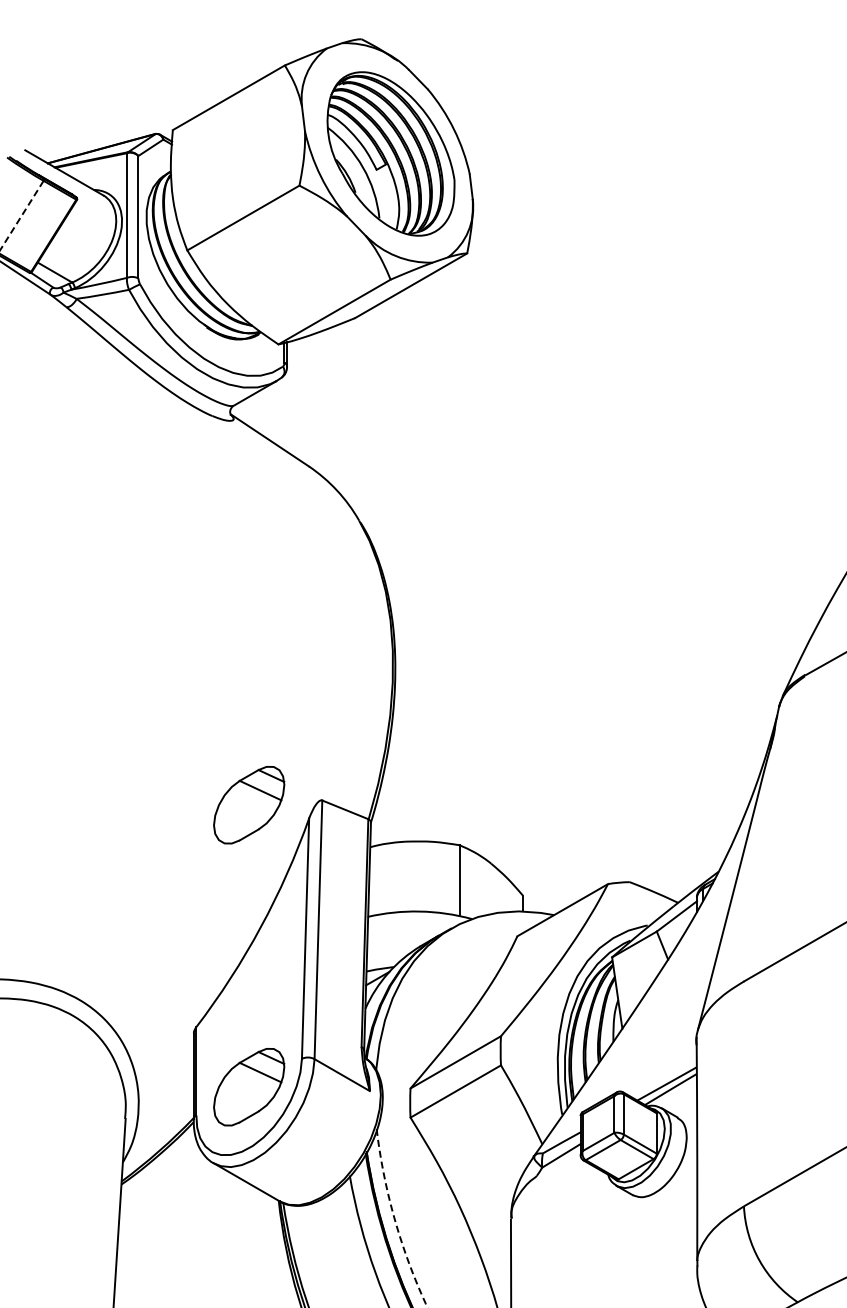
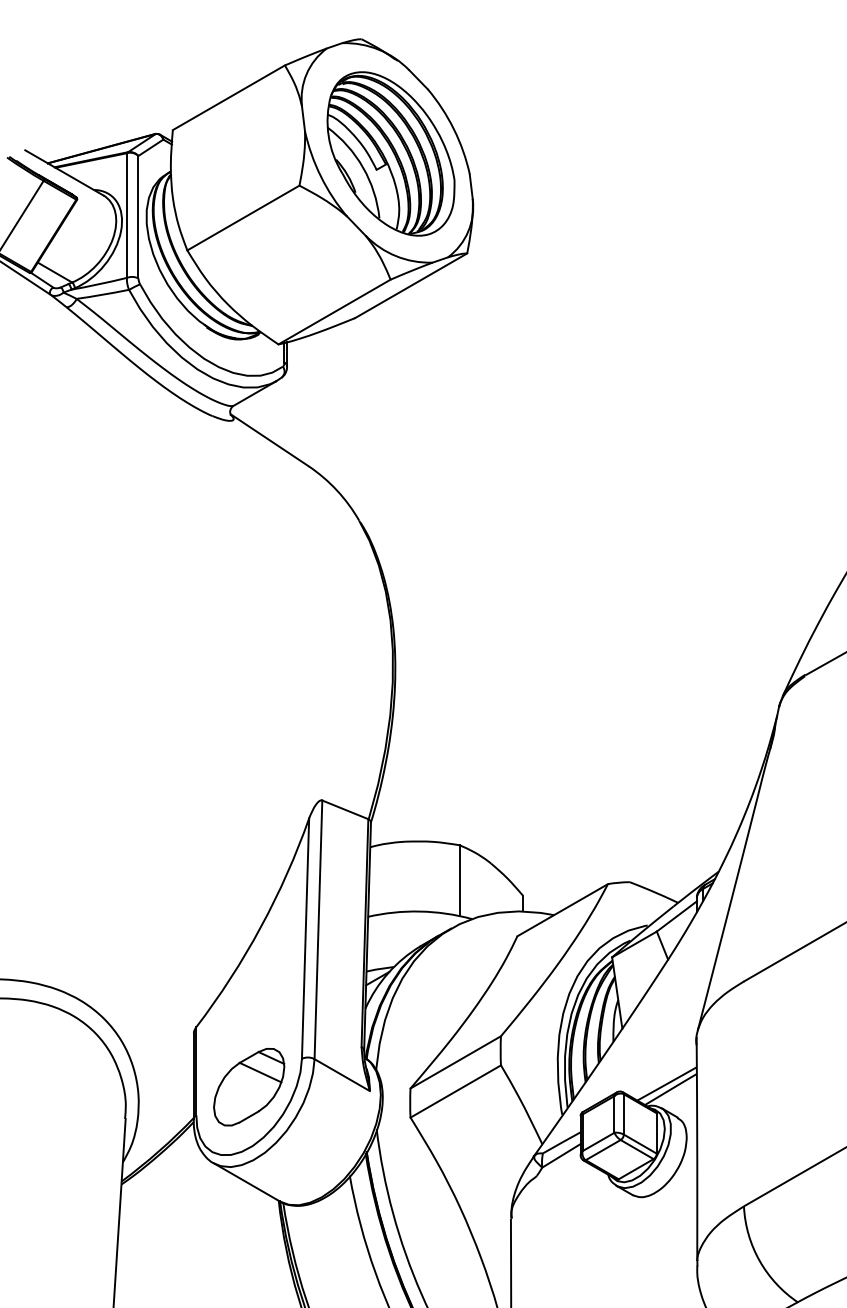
line: dashed -> solid (21, 216)
part: present -> none (249, 805)
arc: dashed -> solid (395, 1220)
